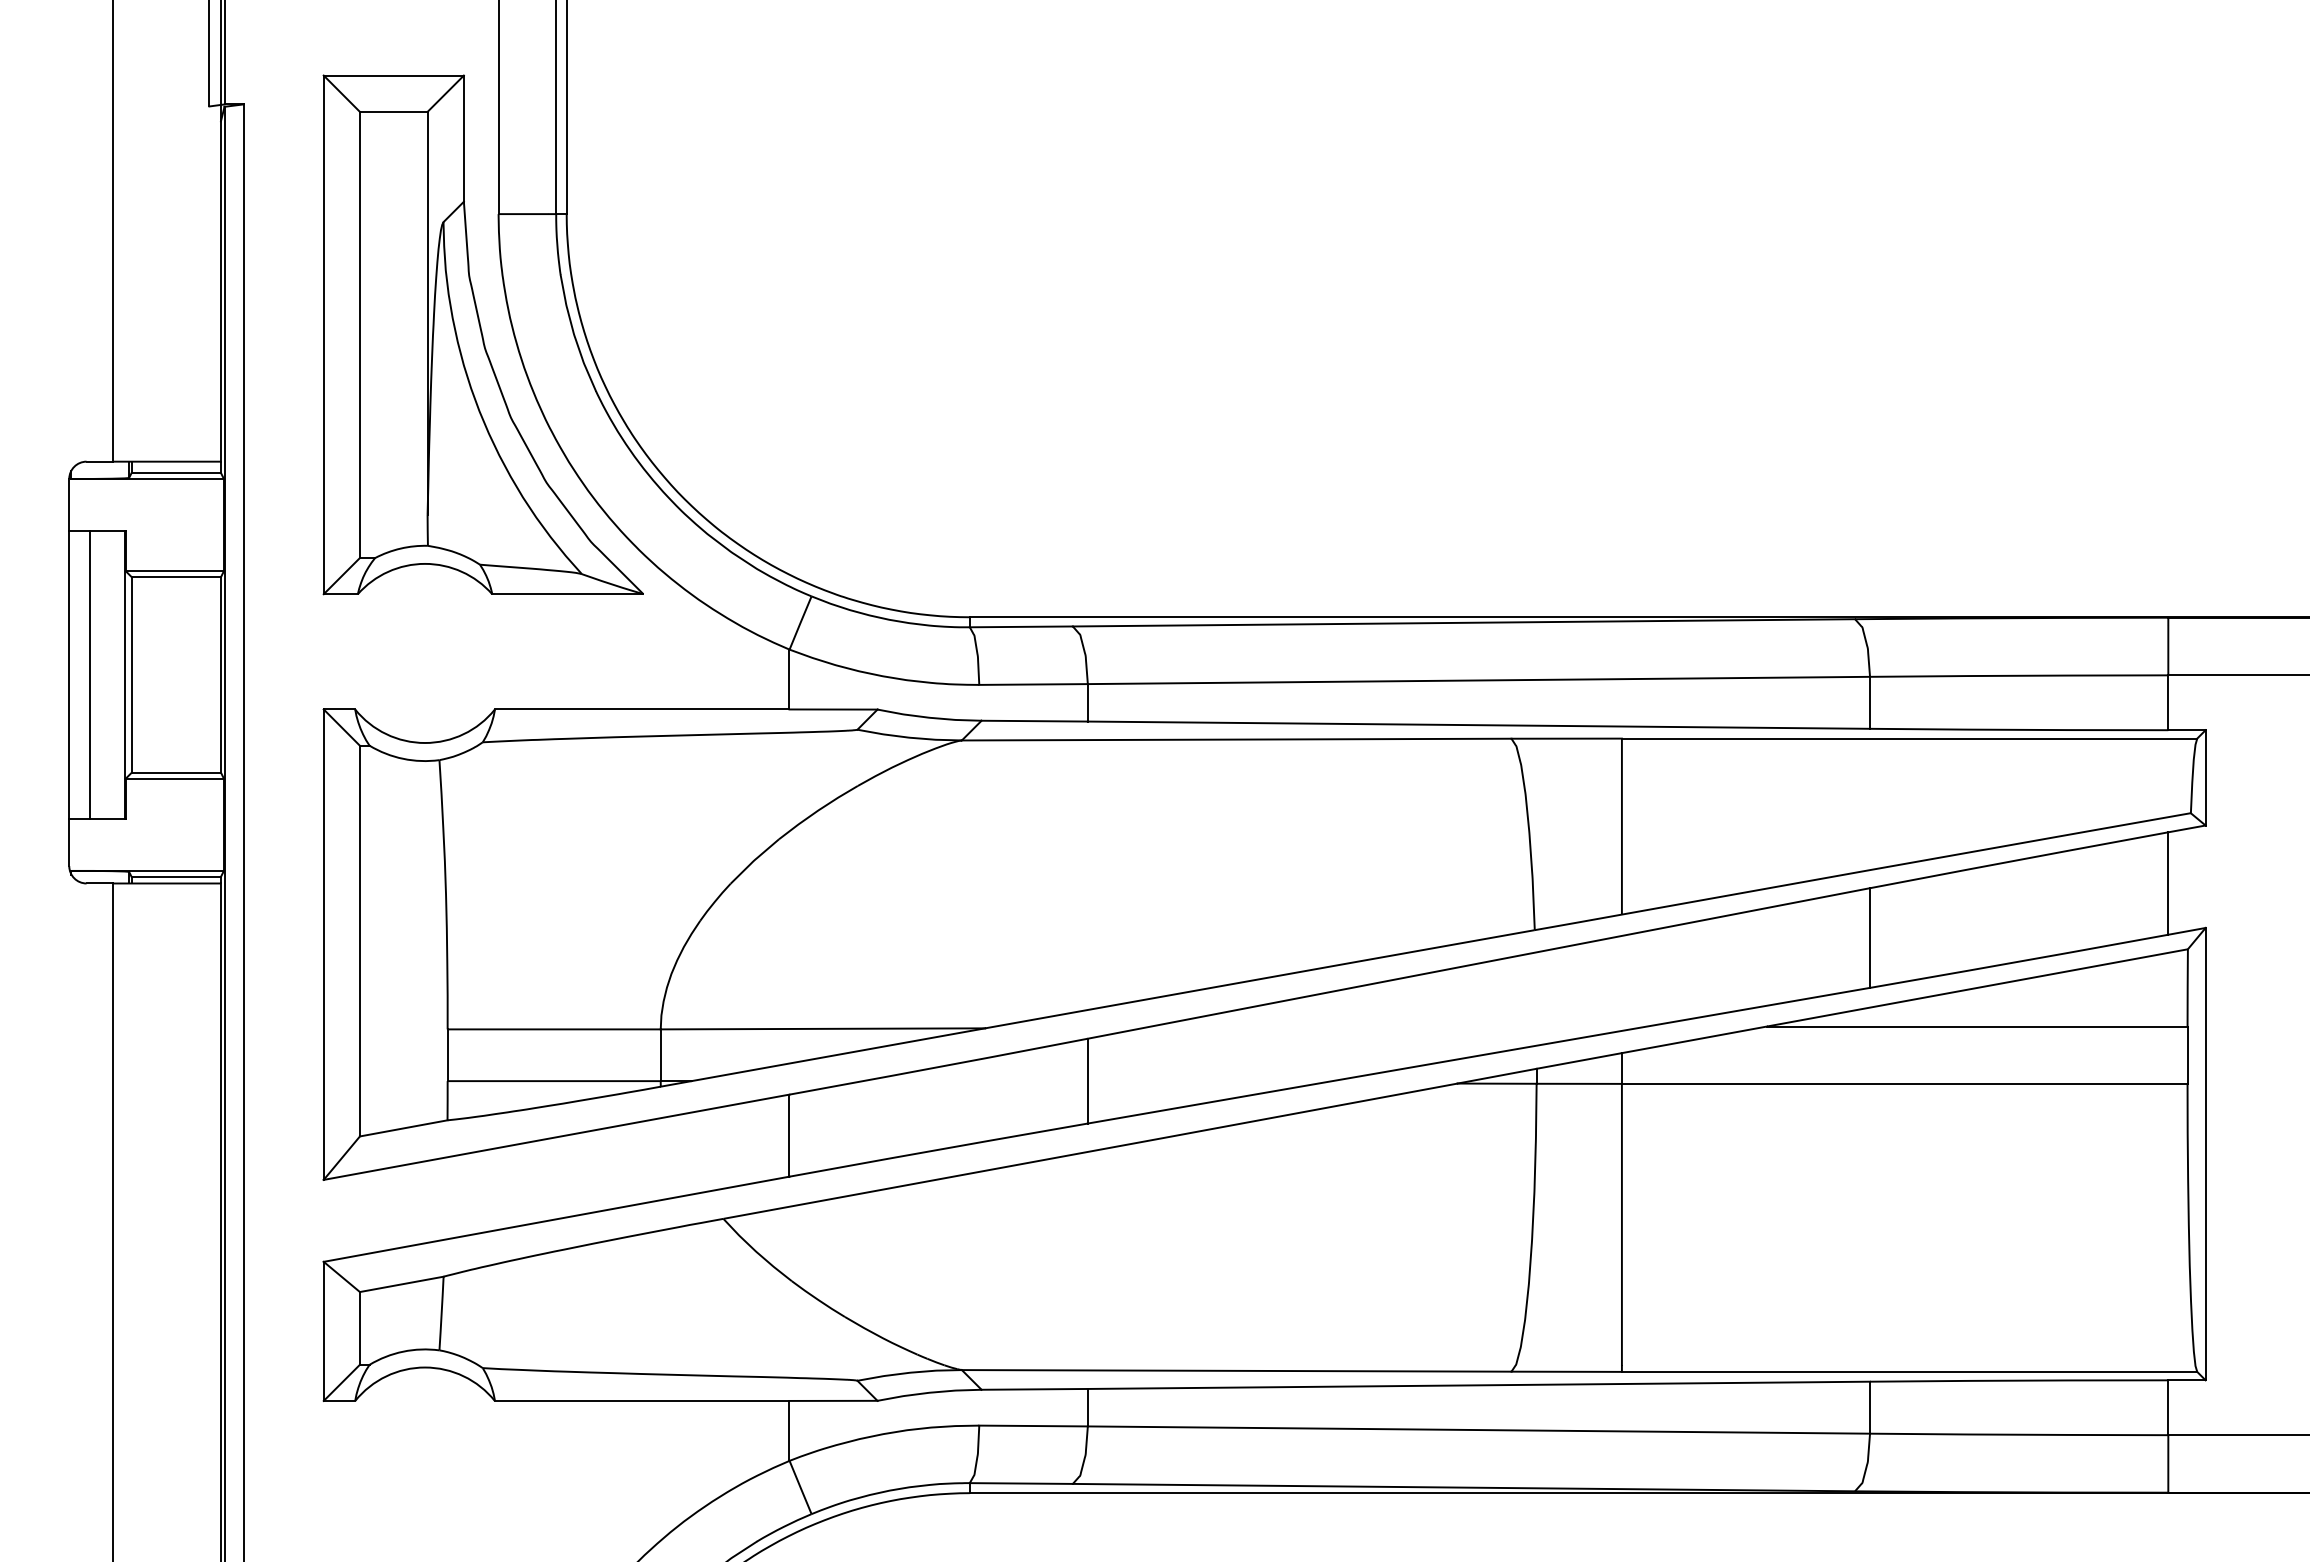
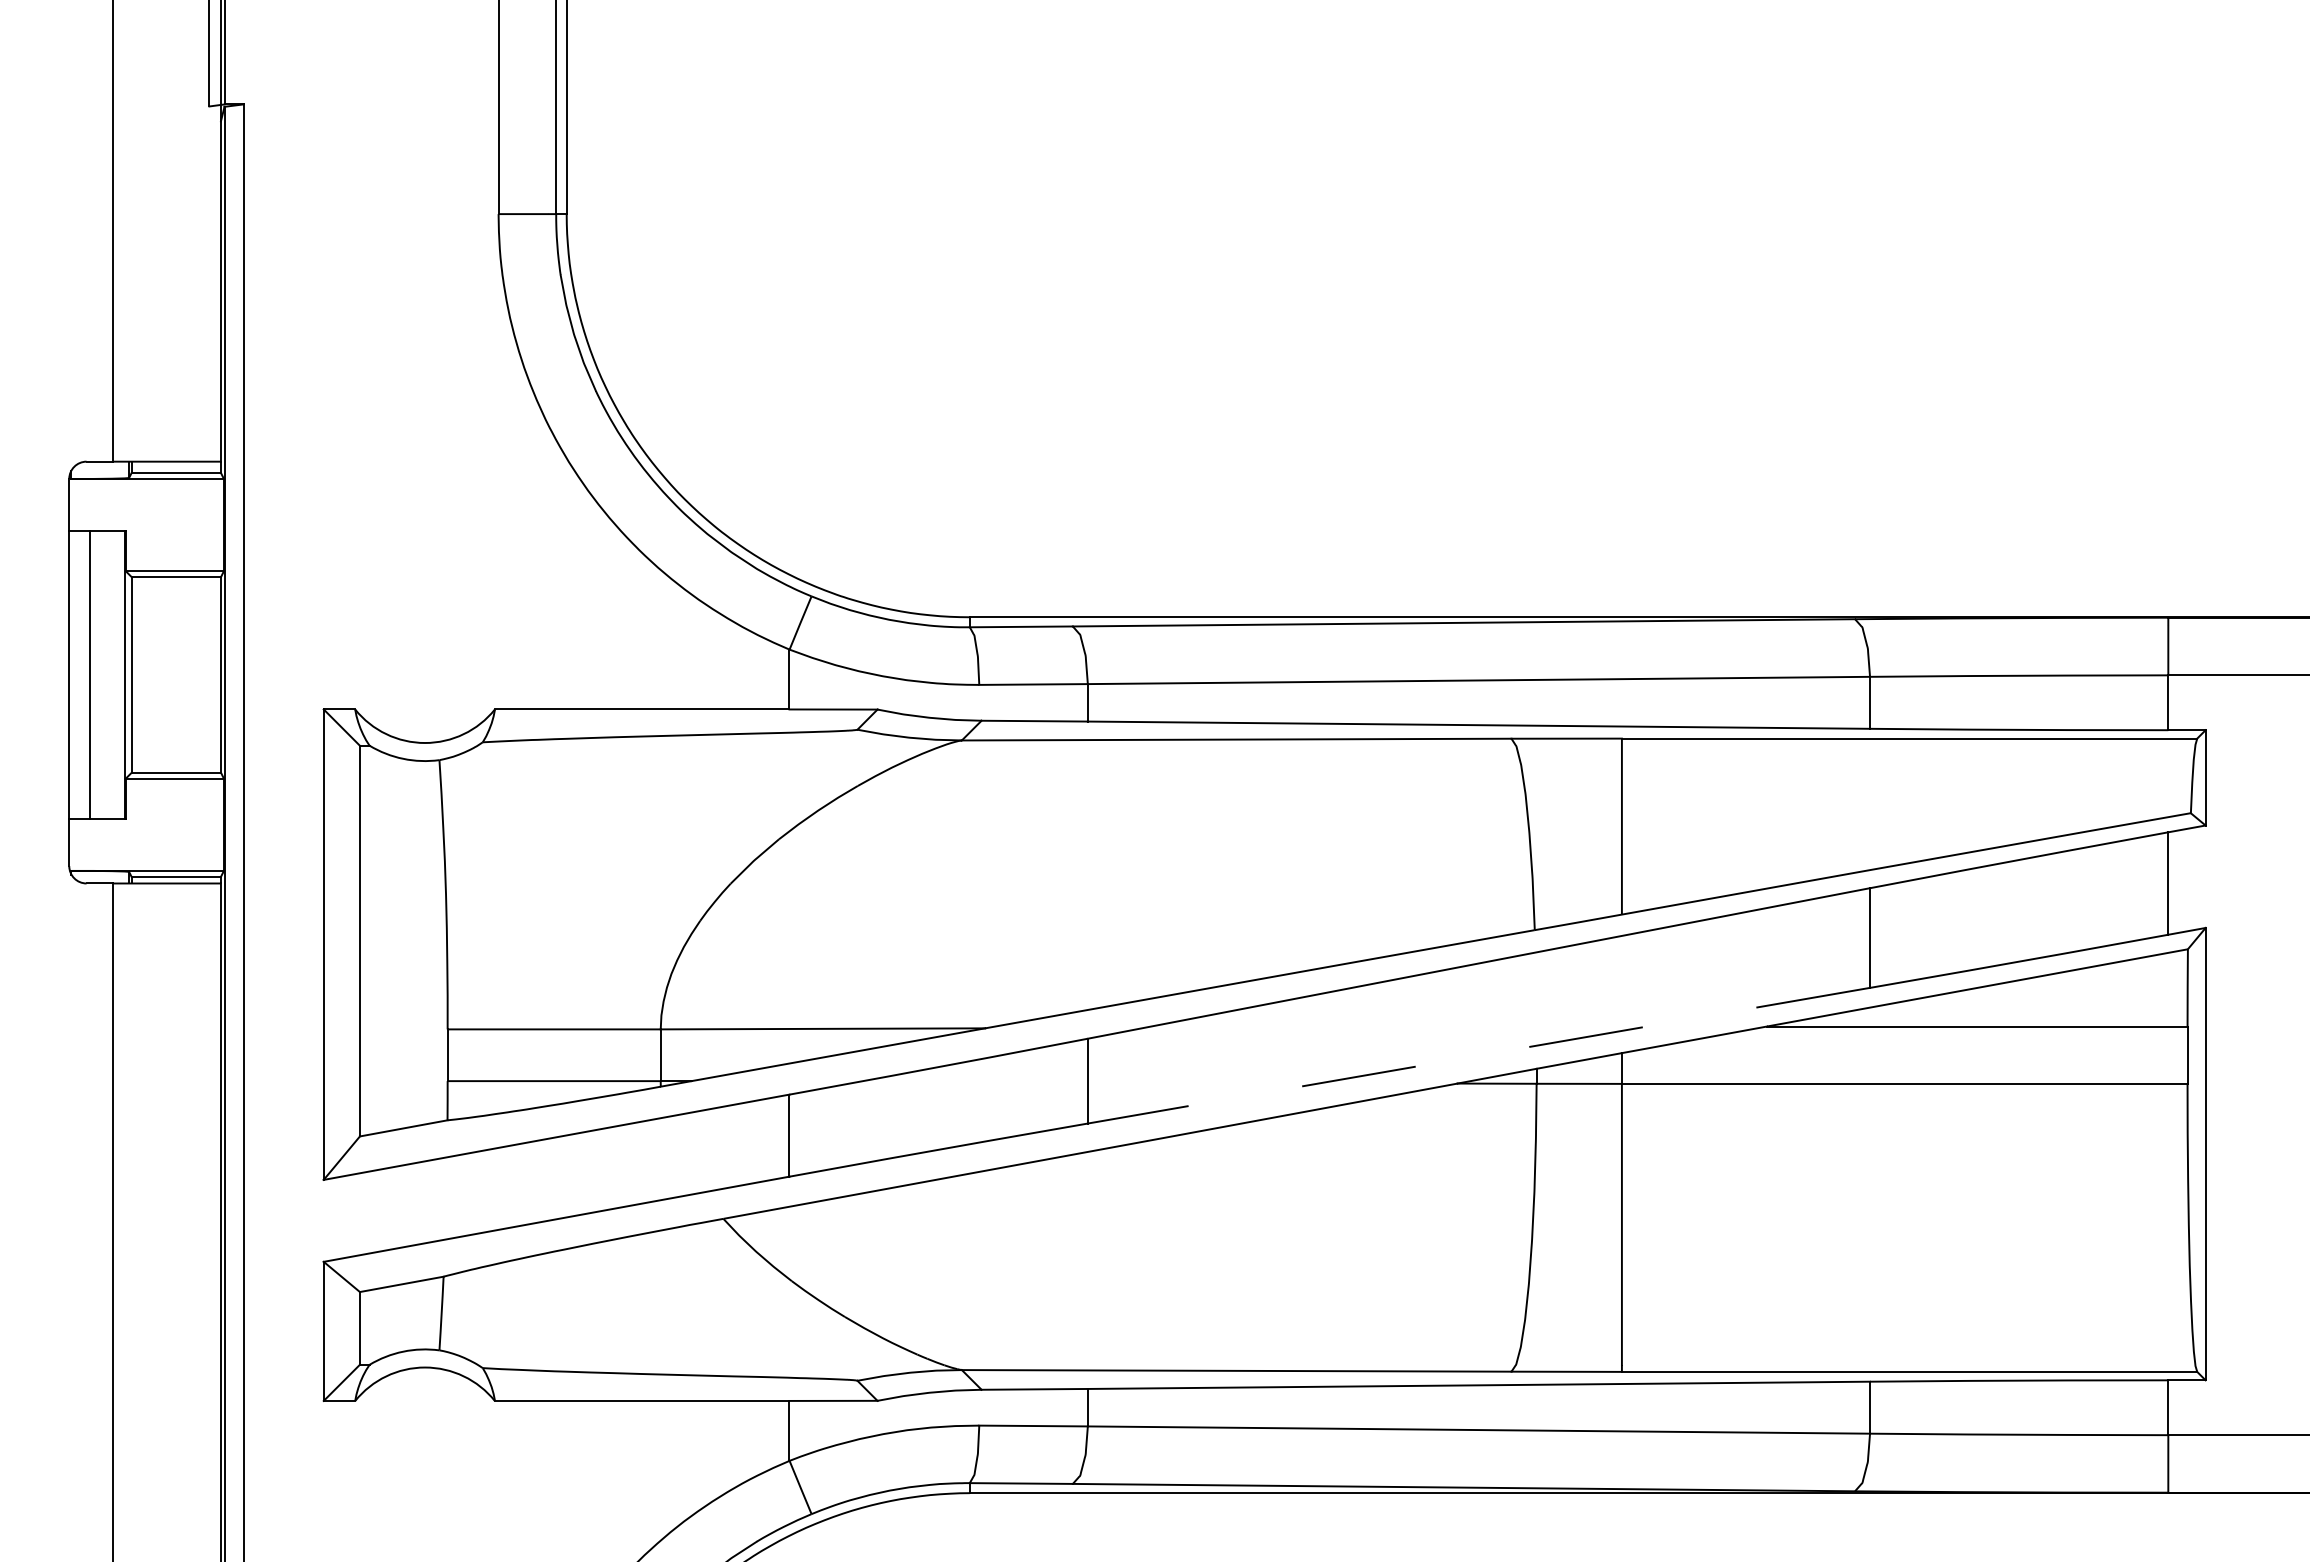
part: present -> none (482, 334)
line: solid -> dashed (1478, 1055)
